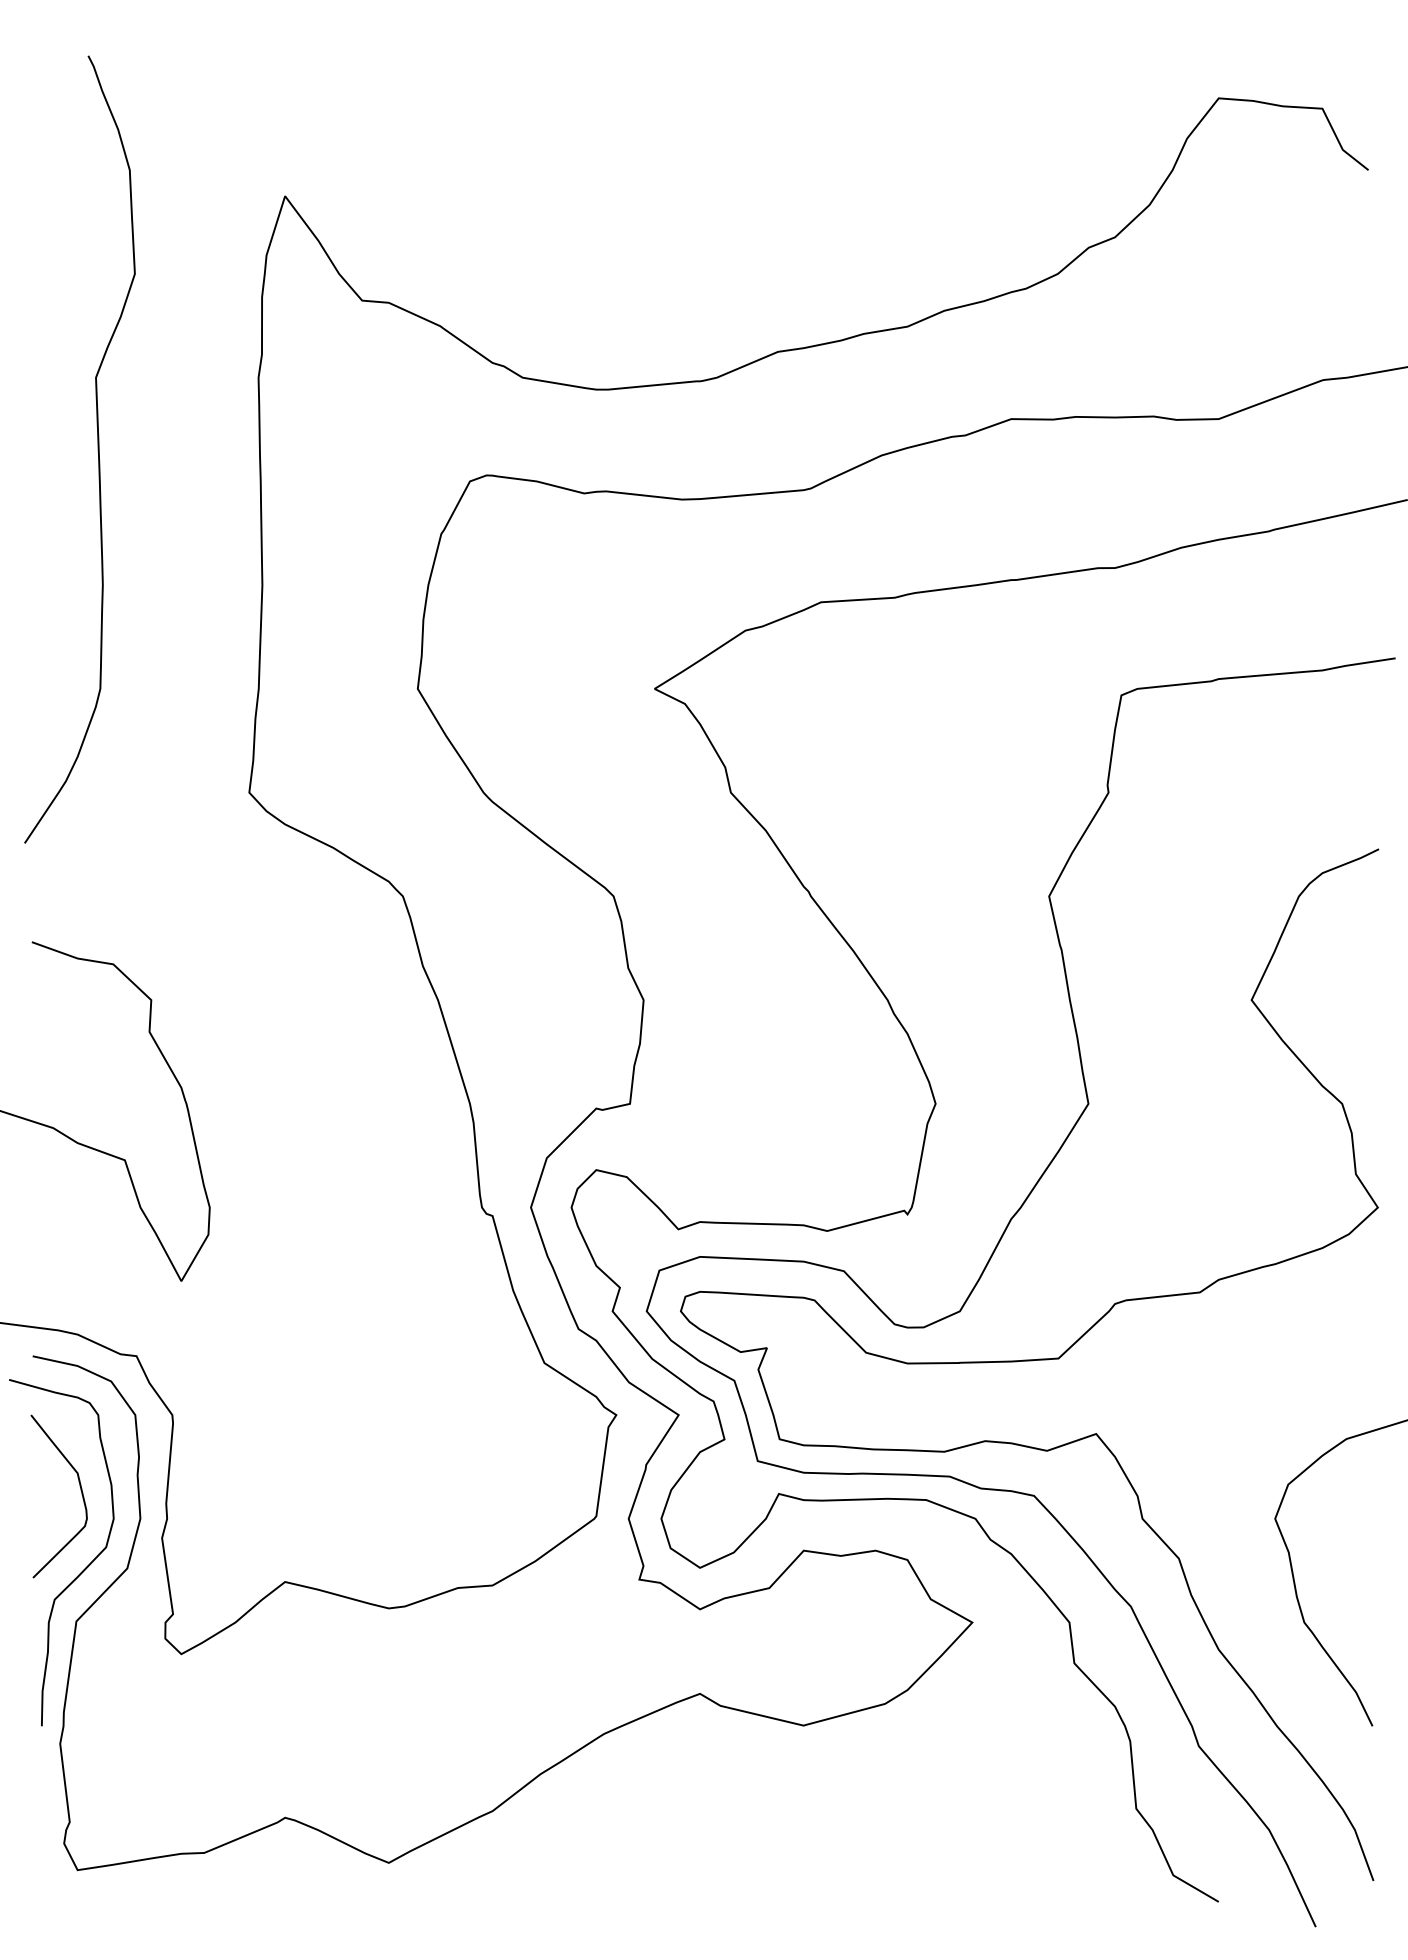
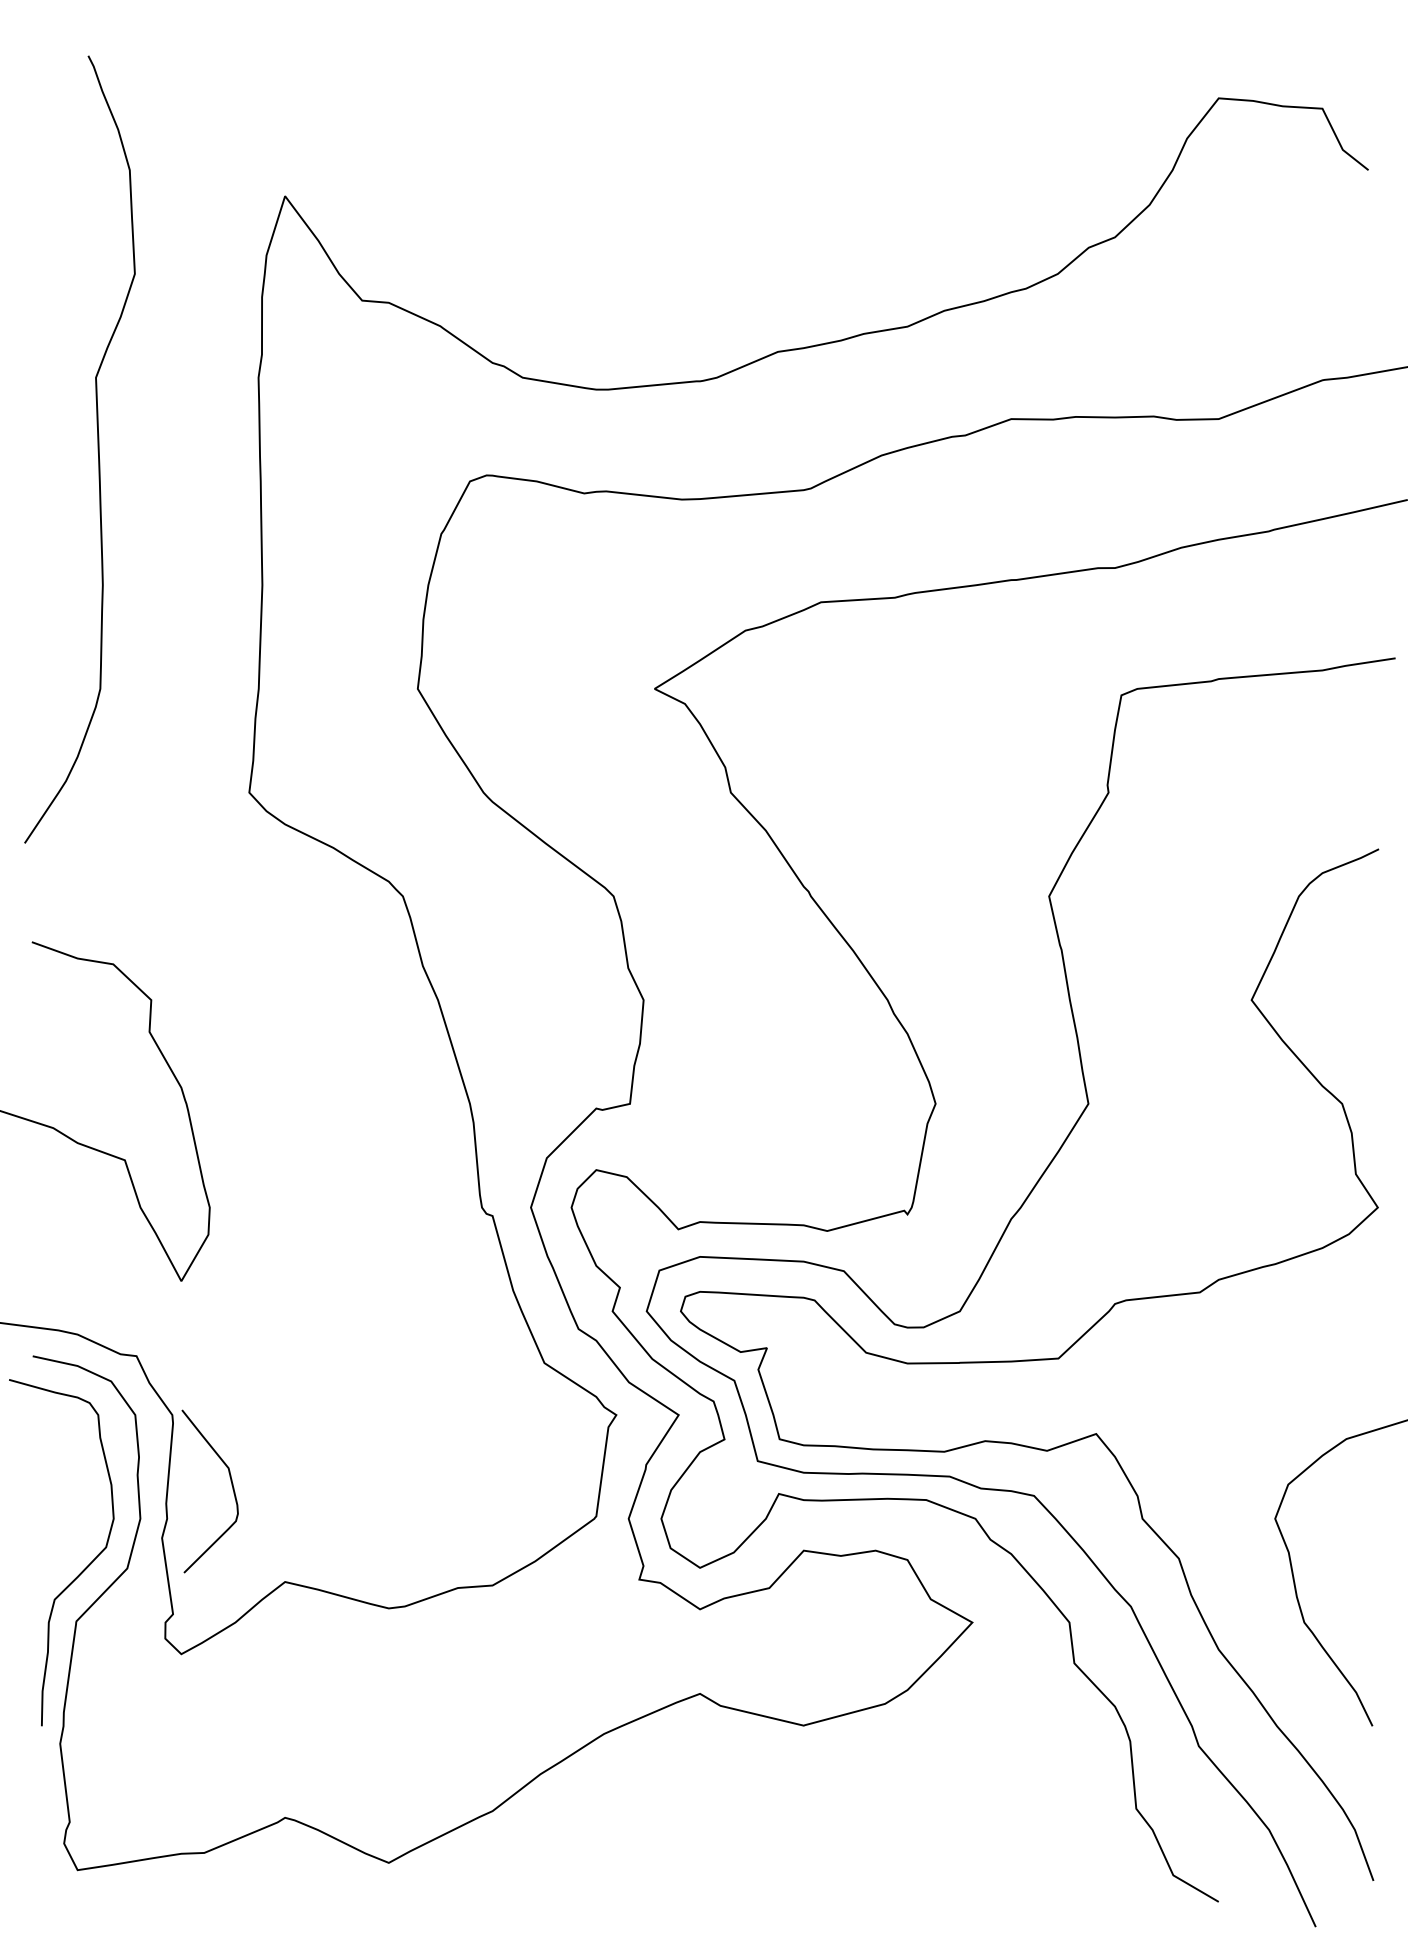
curve position: (80, 1490) -> (231, 1485) (231, 1485)
